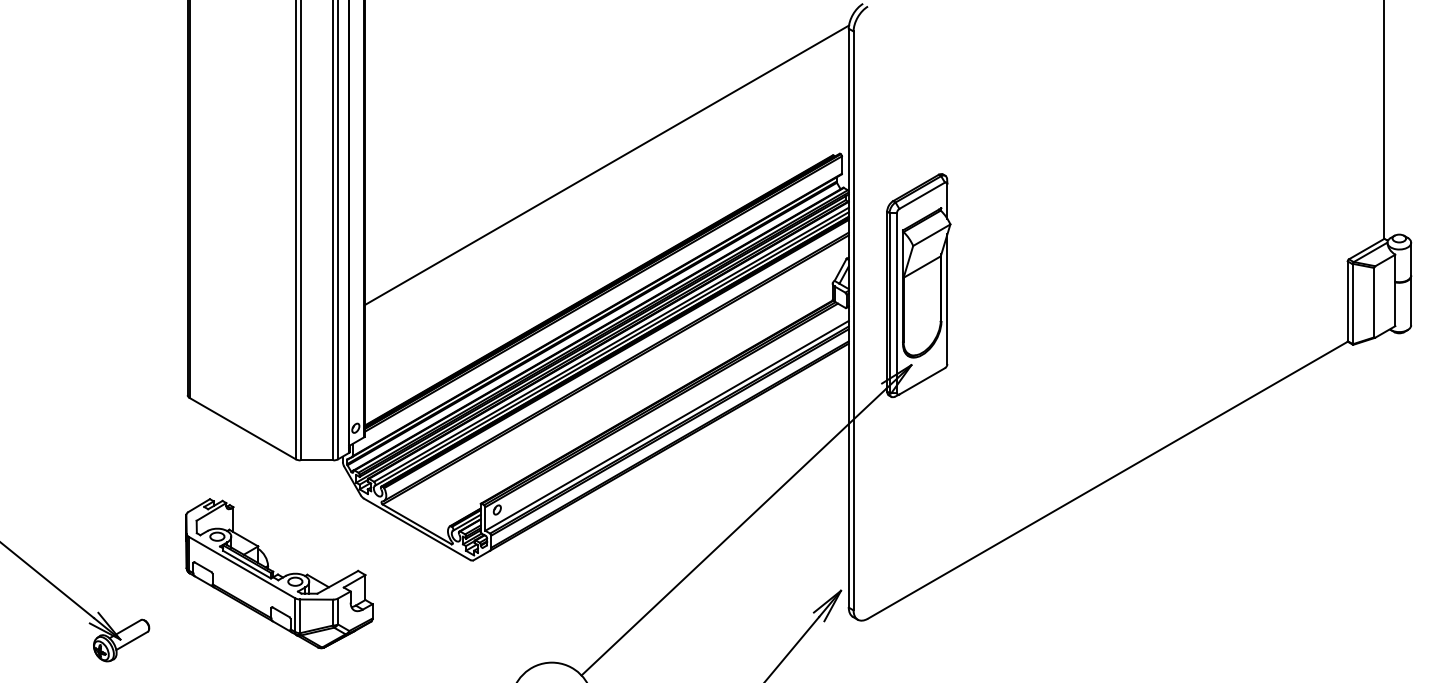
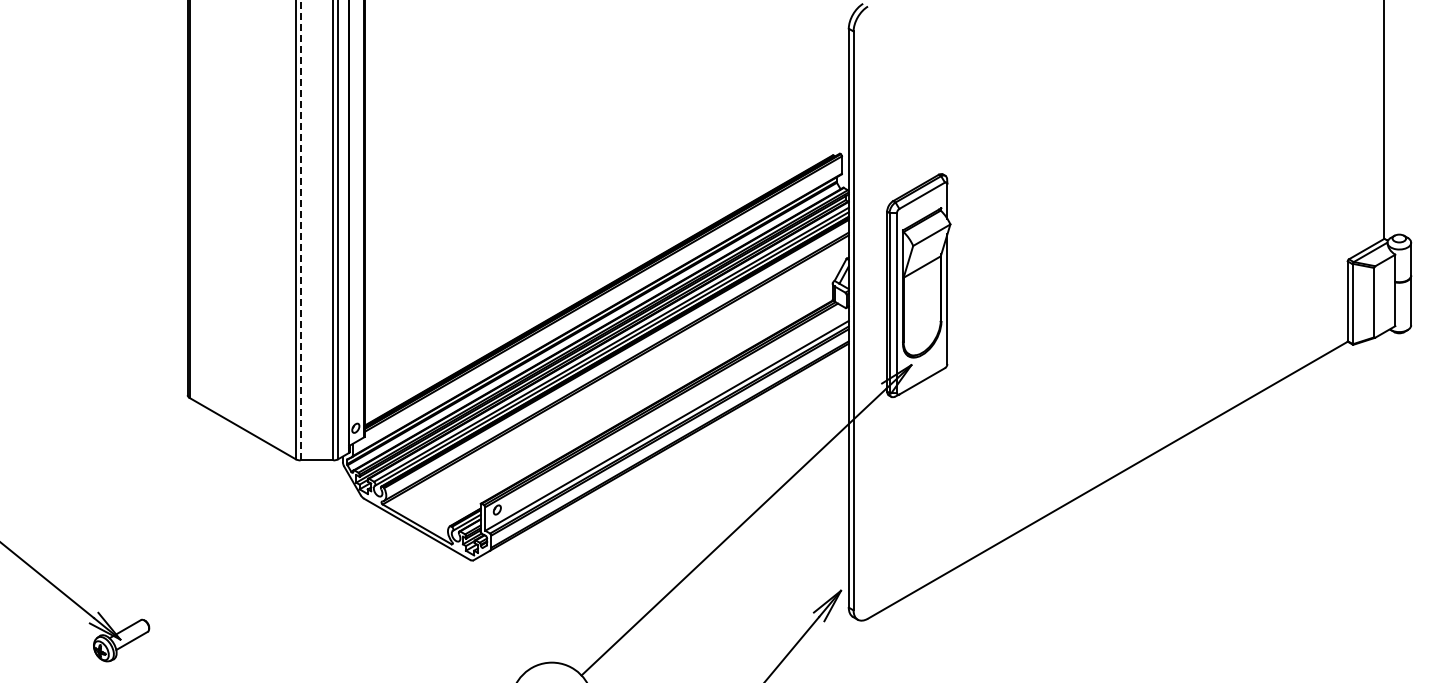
line: present -> none (606, 165)
line: solid -> dashed (300, 229)
part: present -> none (279, 573)
